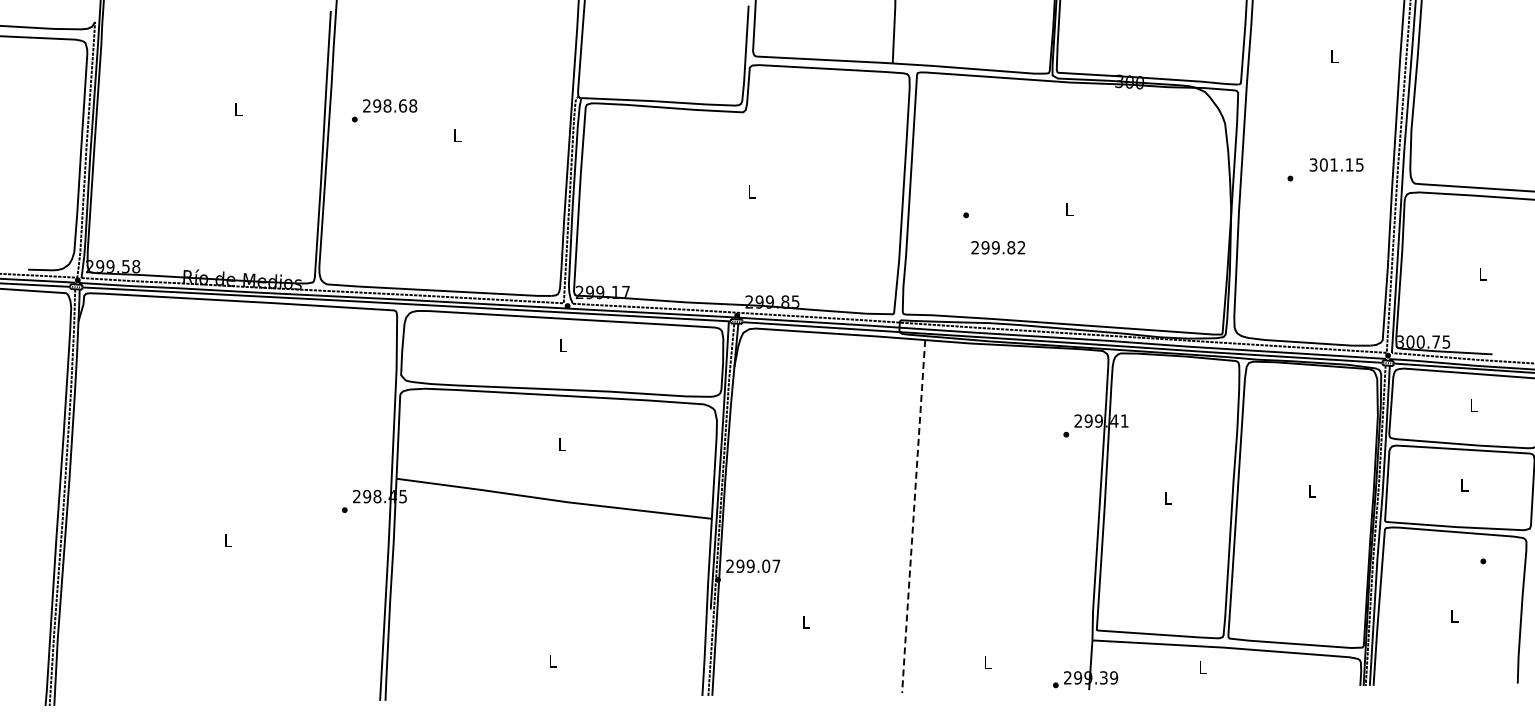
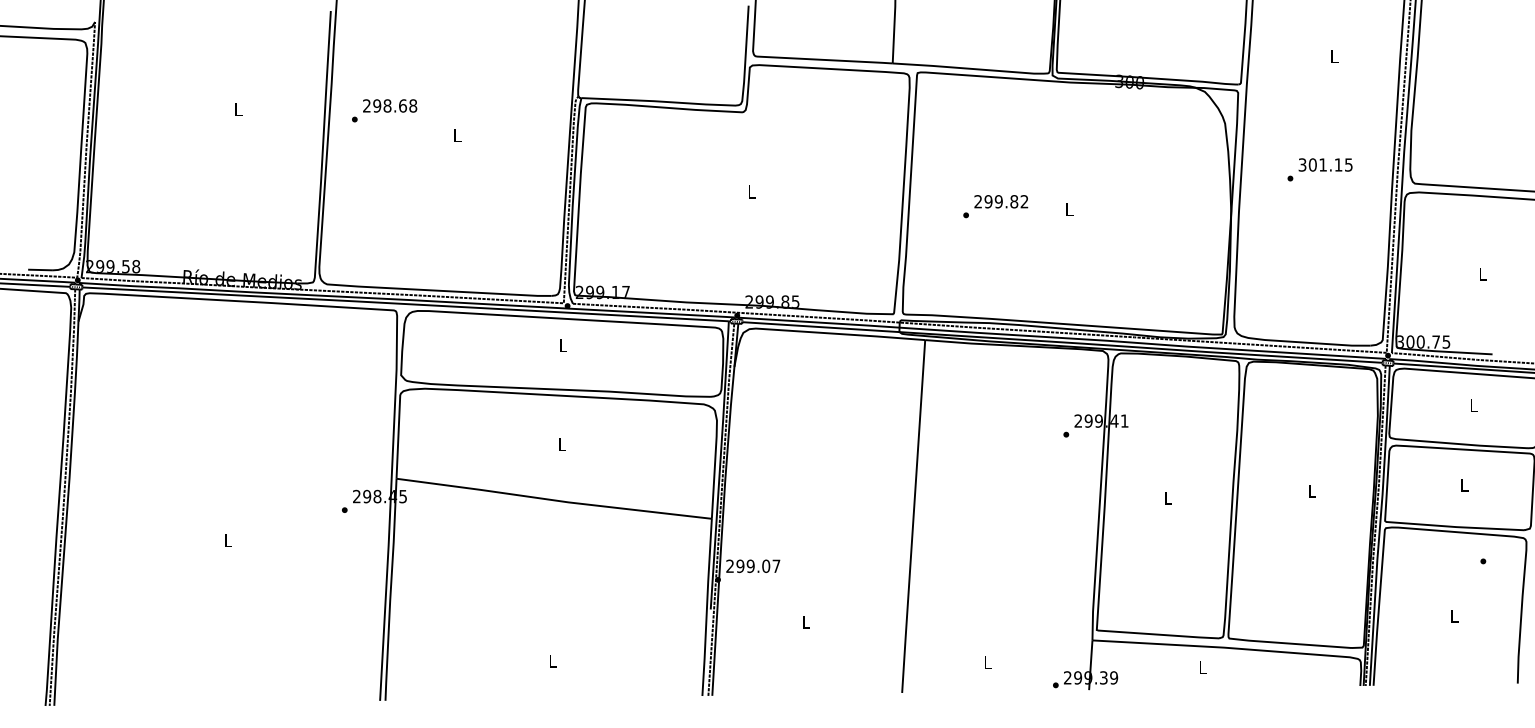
text position: (1336, 164) -> (1325, 164) (1325, 164)
text position: (998, 247) -> (1001, 201) (1001, 201)
line: dashed -> solid (913, 517)
